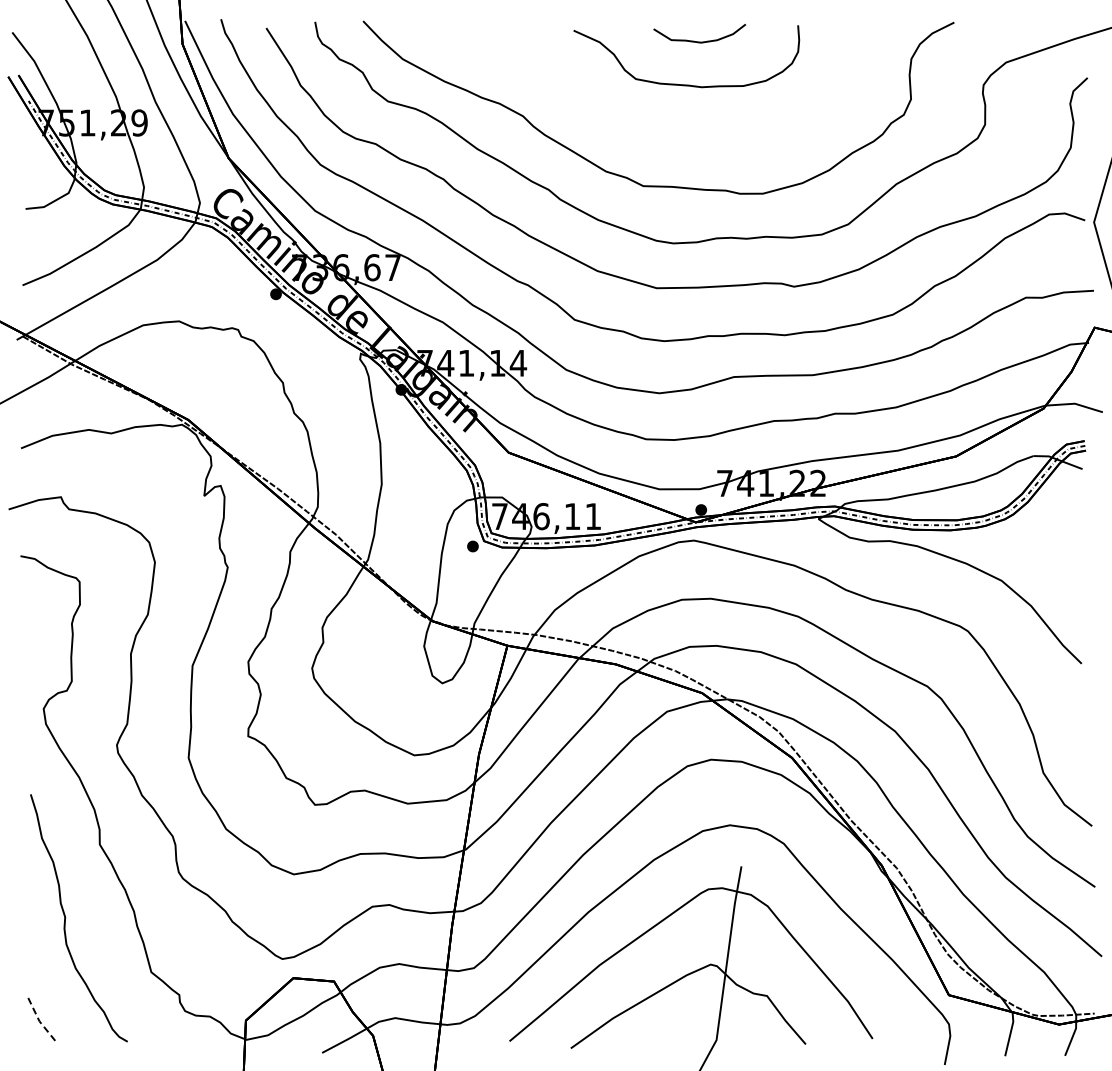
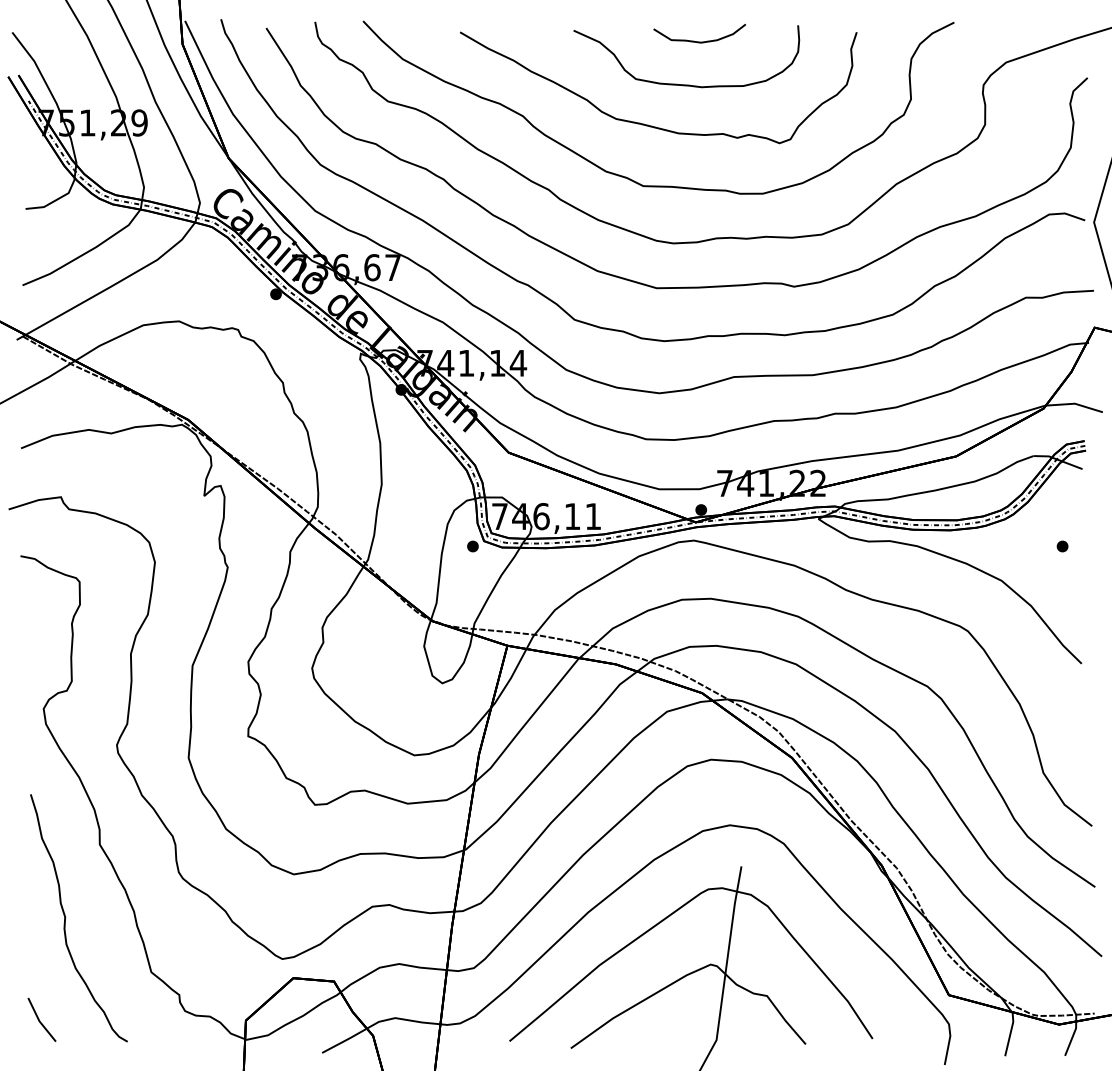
curve: none -> present (648, 124)
part: none -> present (1062, 546)
line: dashed -> solid (39, 1021)
